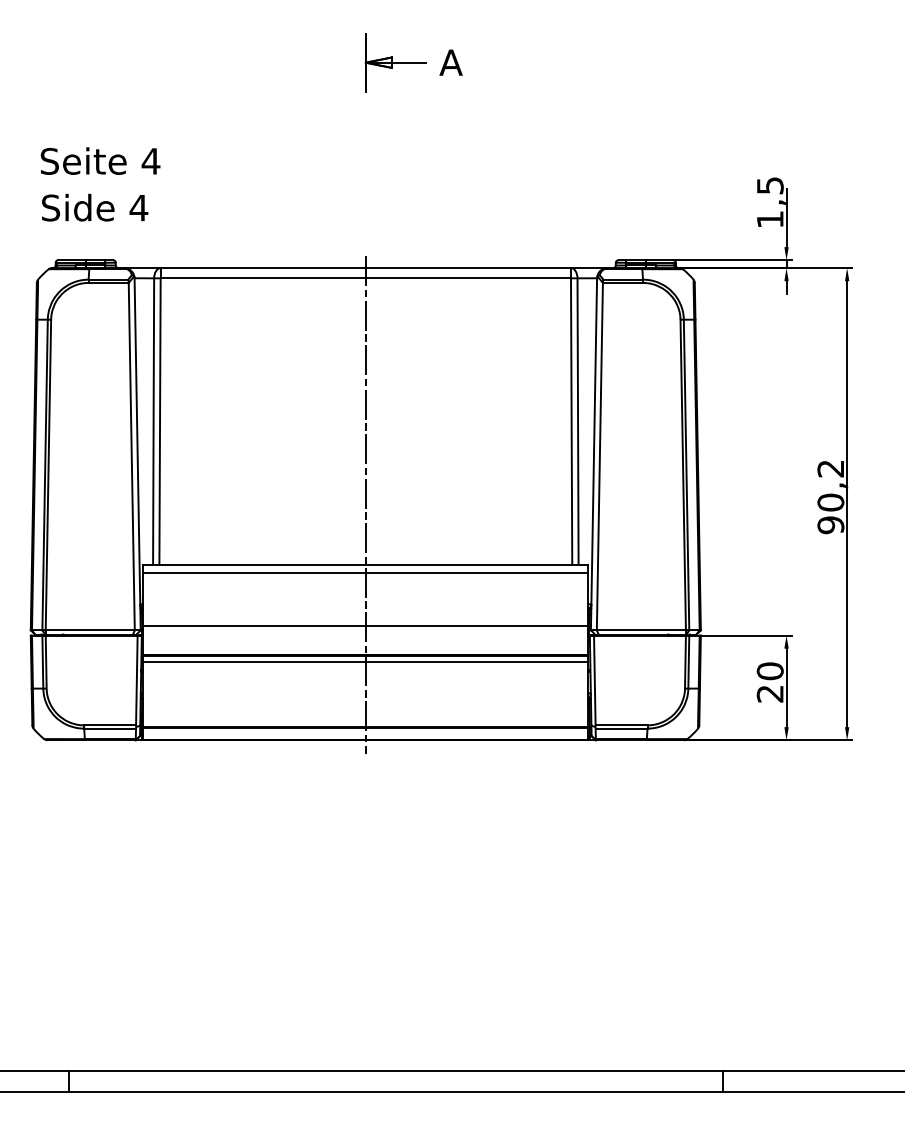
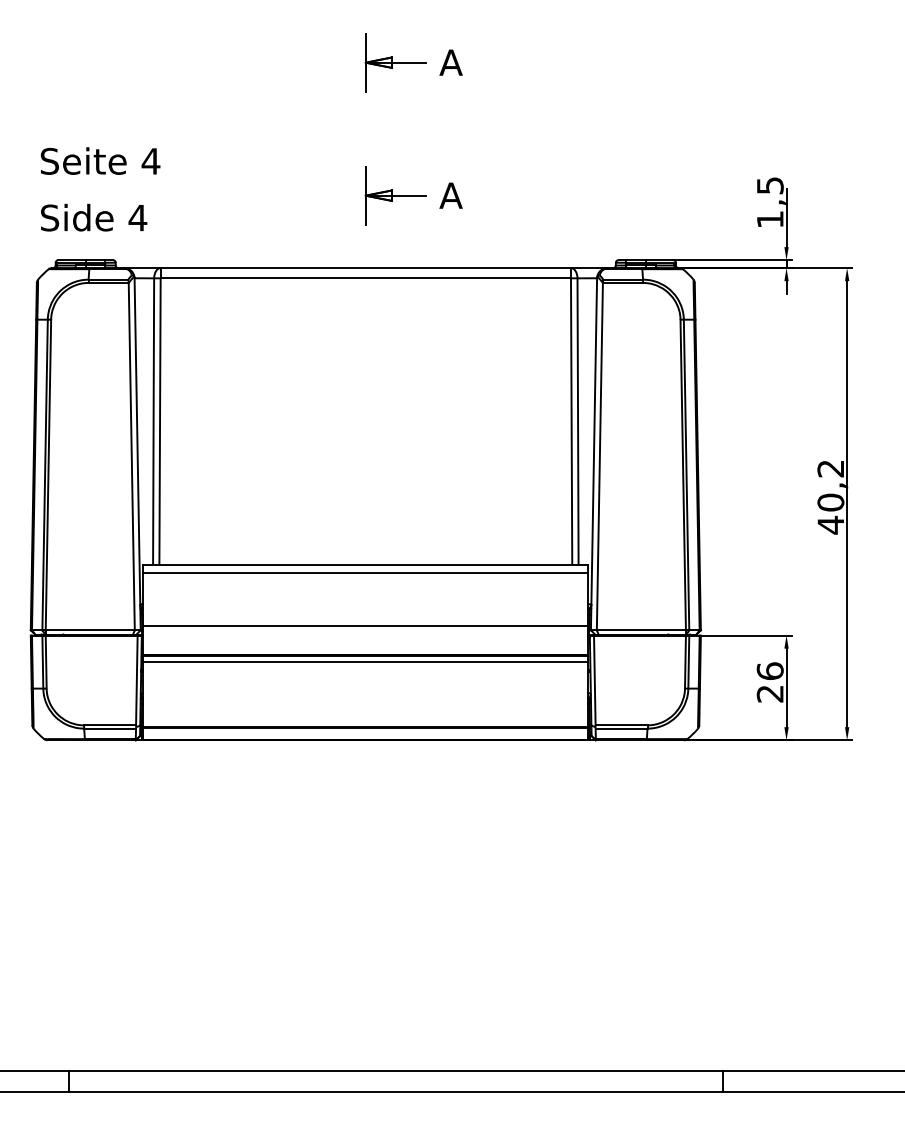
part: none -> present (413, 195)
text position: (95, 207) -> (94, 217) (94, 217)
line: present -> none (365, 504)
text: 90,2 -> 40,2 (830, 525)
text: 20 -> 26 (769, 671)
